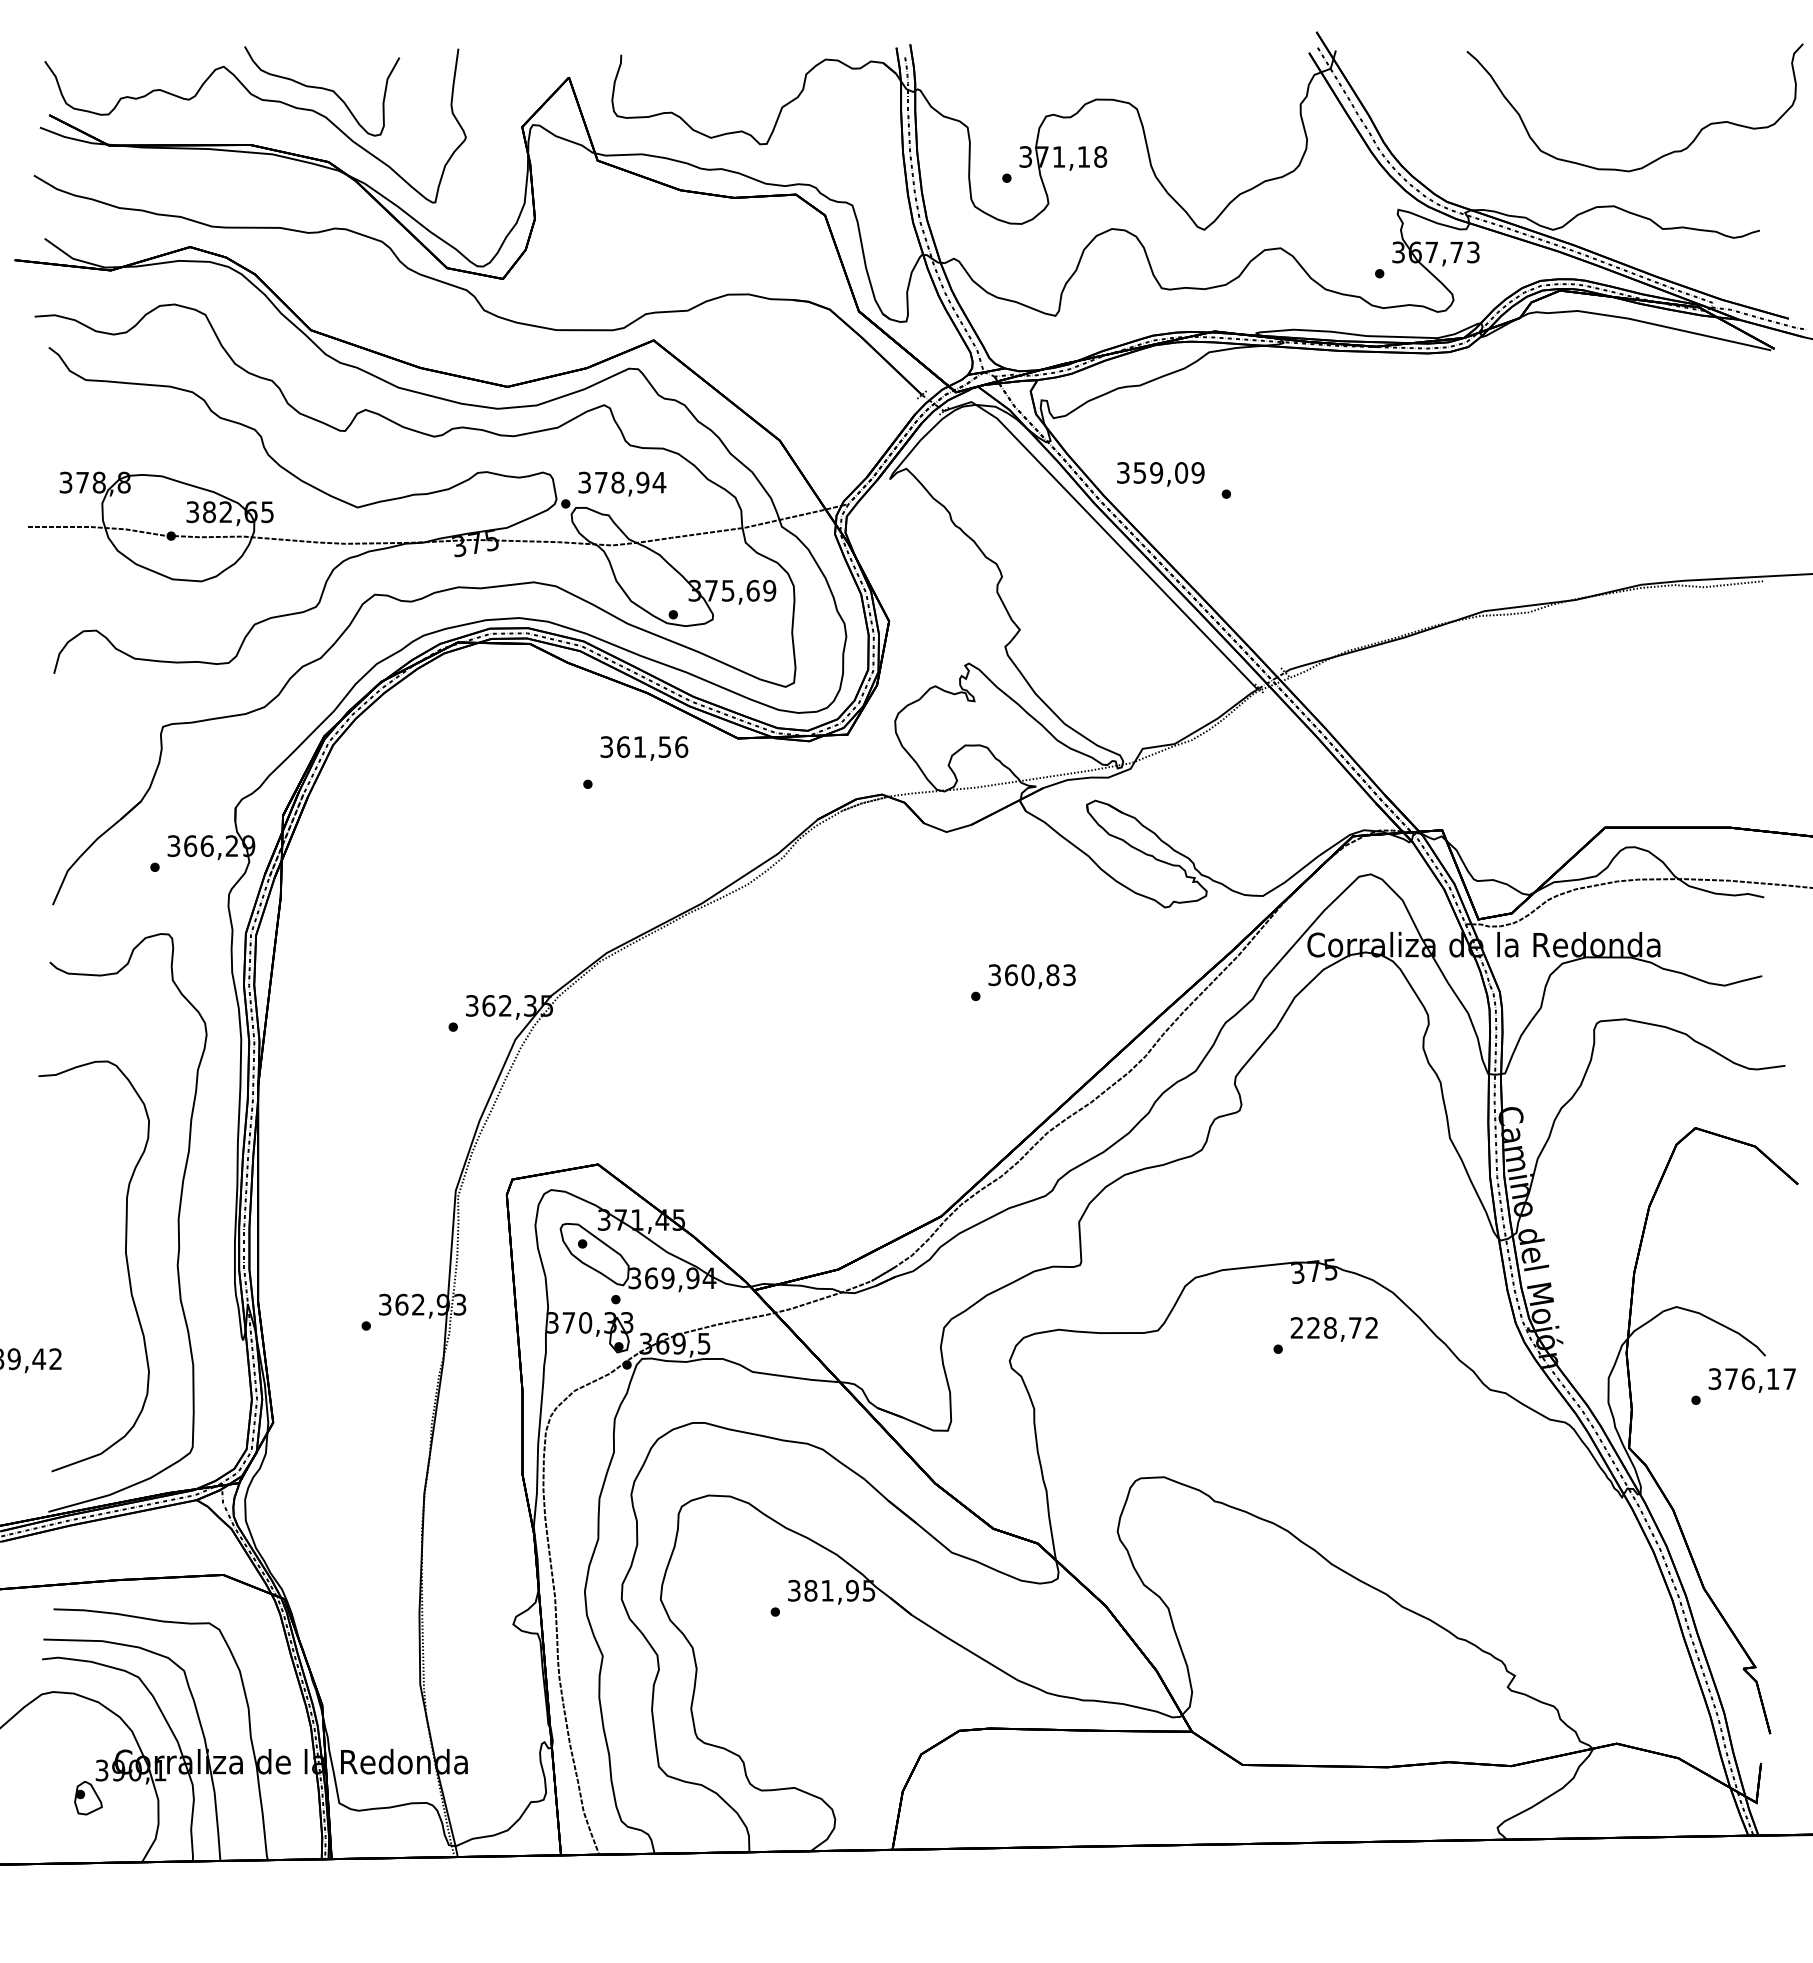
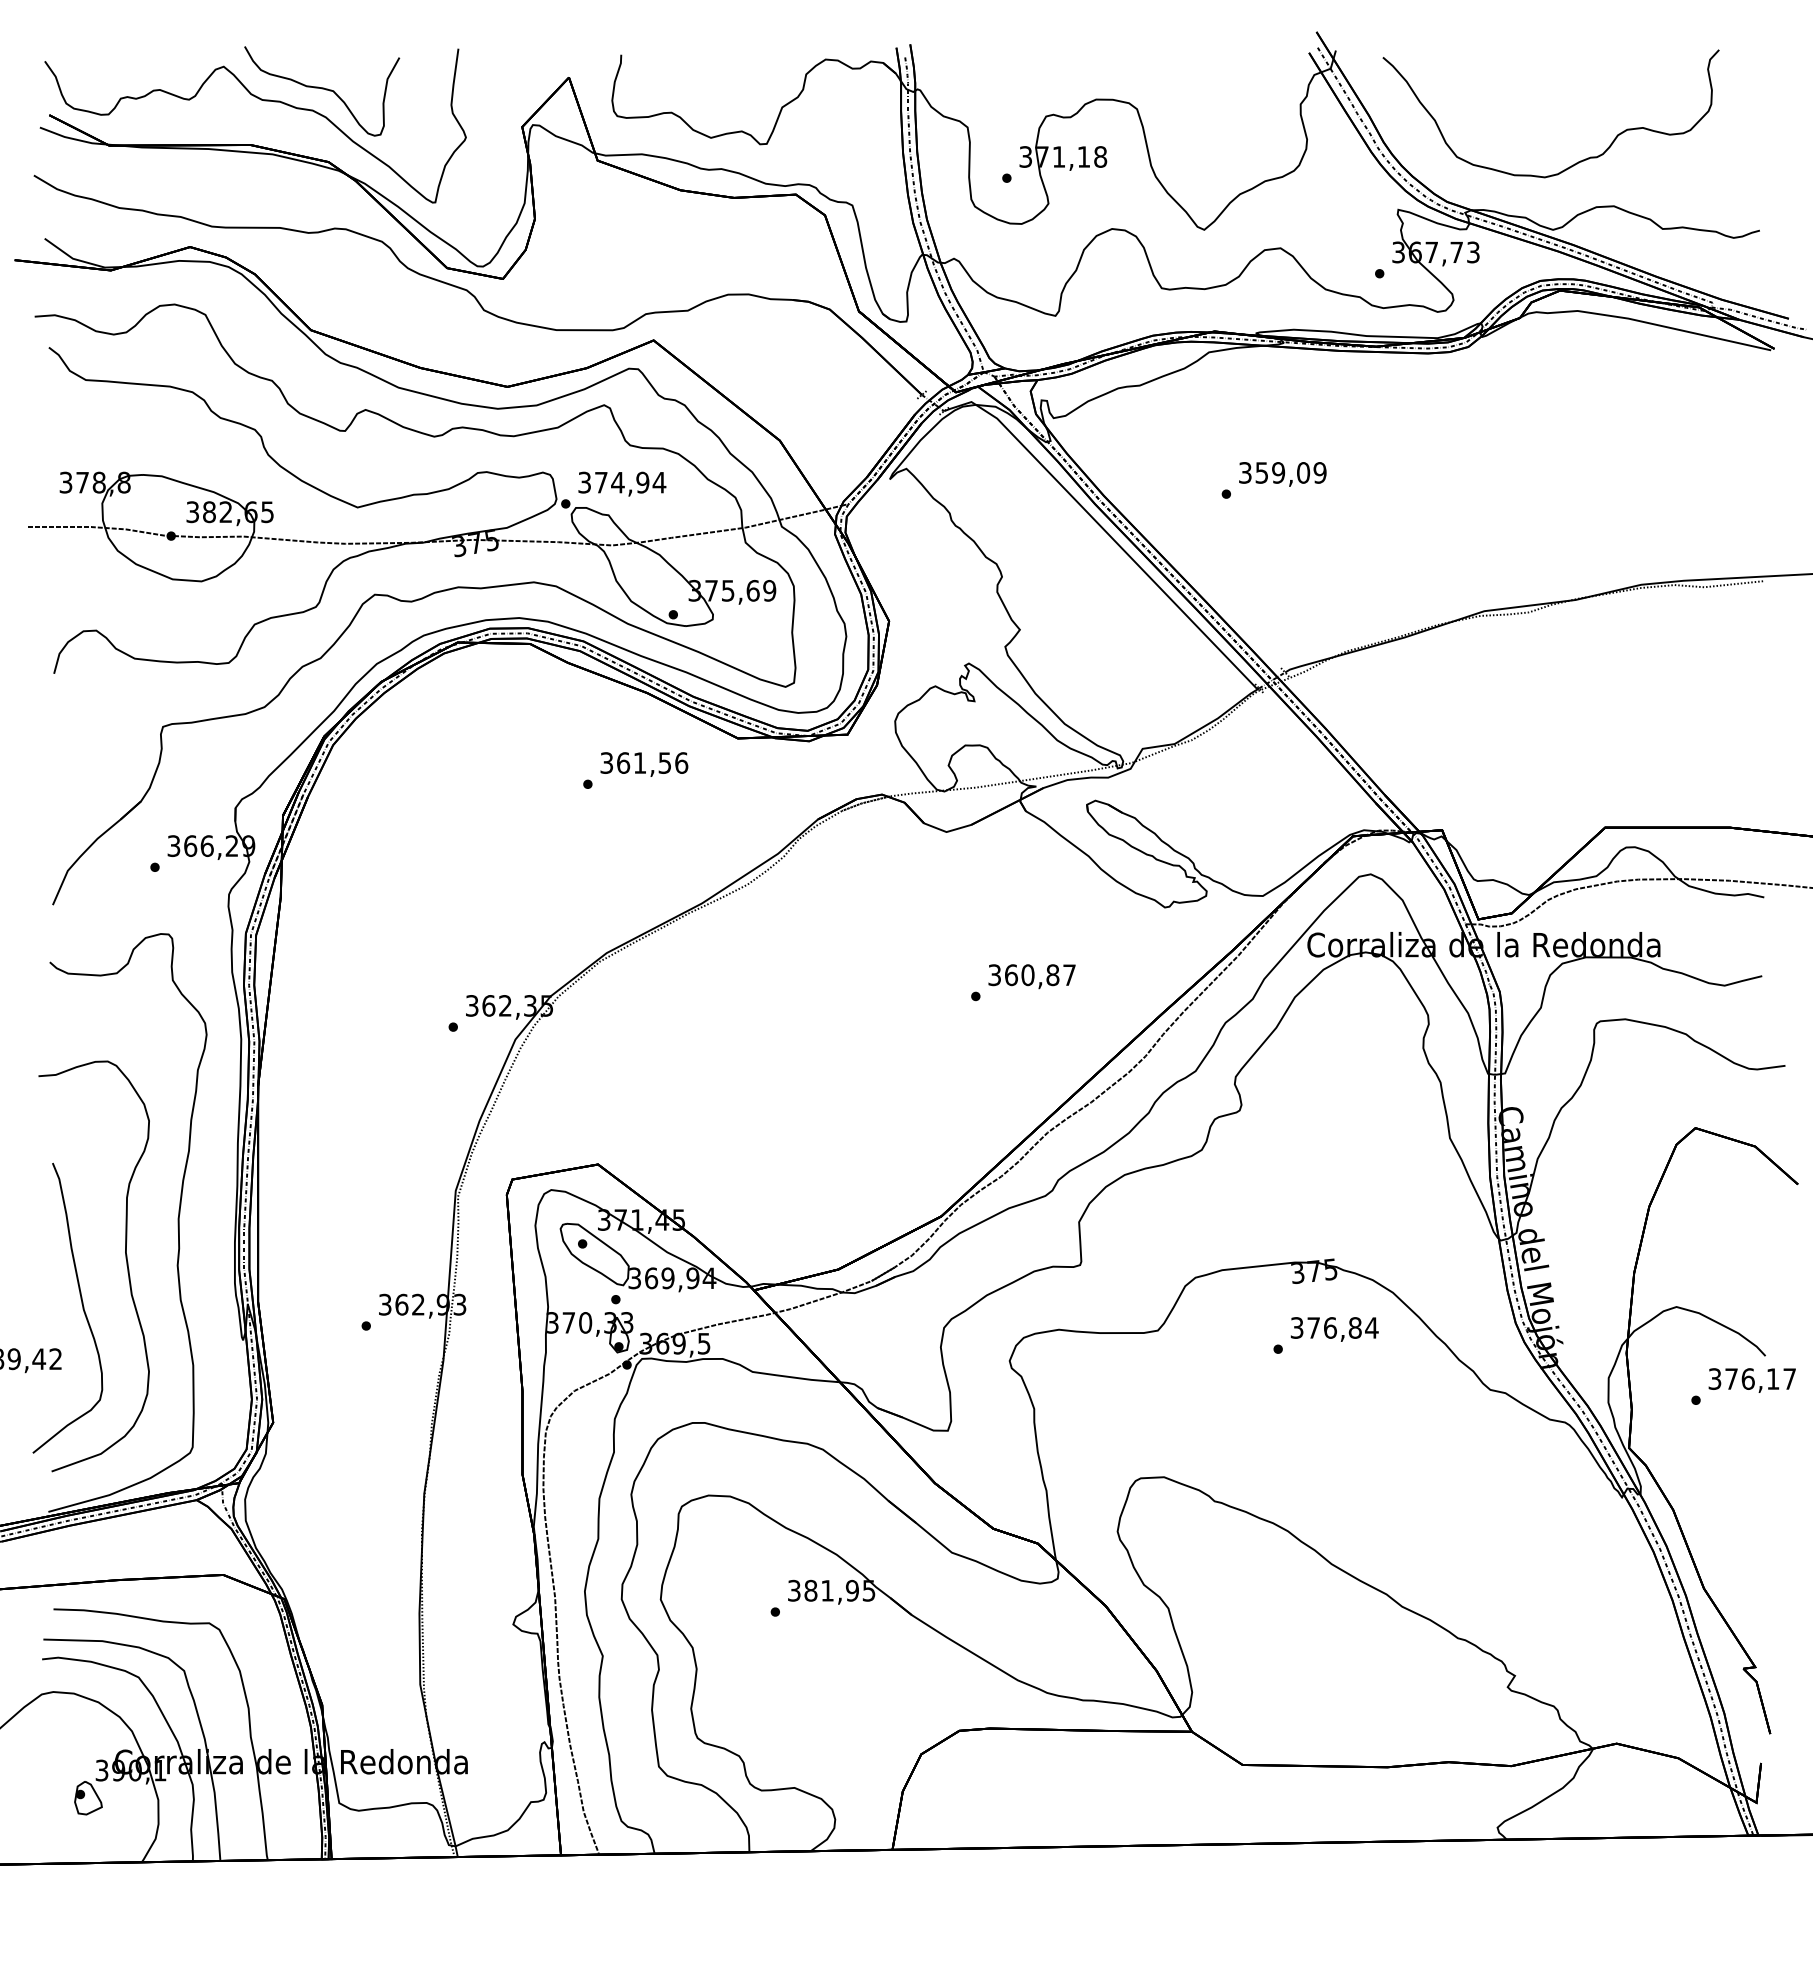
curve position: (1658, 157) -> (1574, 163) (1574, 163)
text position: (1160, 474) -> (1282, 474) (1282, 474)
text: 378,94 -> 374,94 (617, 482)
text position: (644, 748) -> (644, 764) (644, 764)
text: 360,83 -> 360,87 (1069, 975)
curve: none -> present (81, 1304)
text: 228,72 -> 376,84 (1334, 1327)
